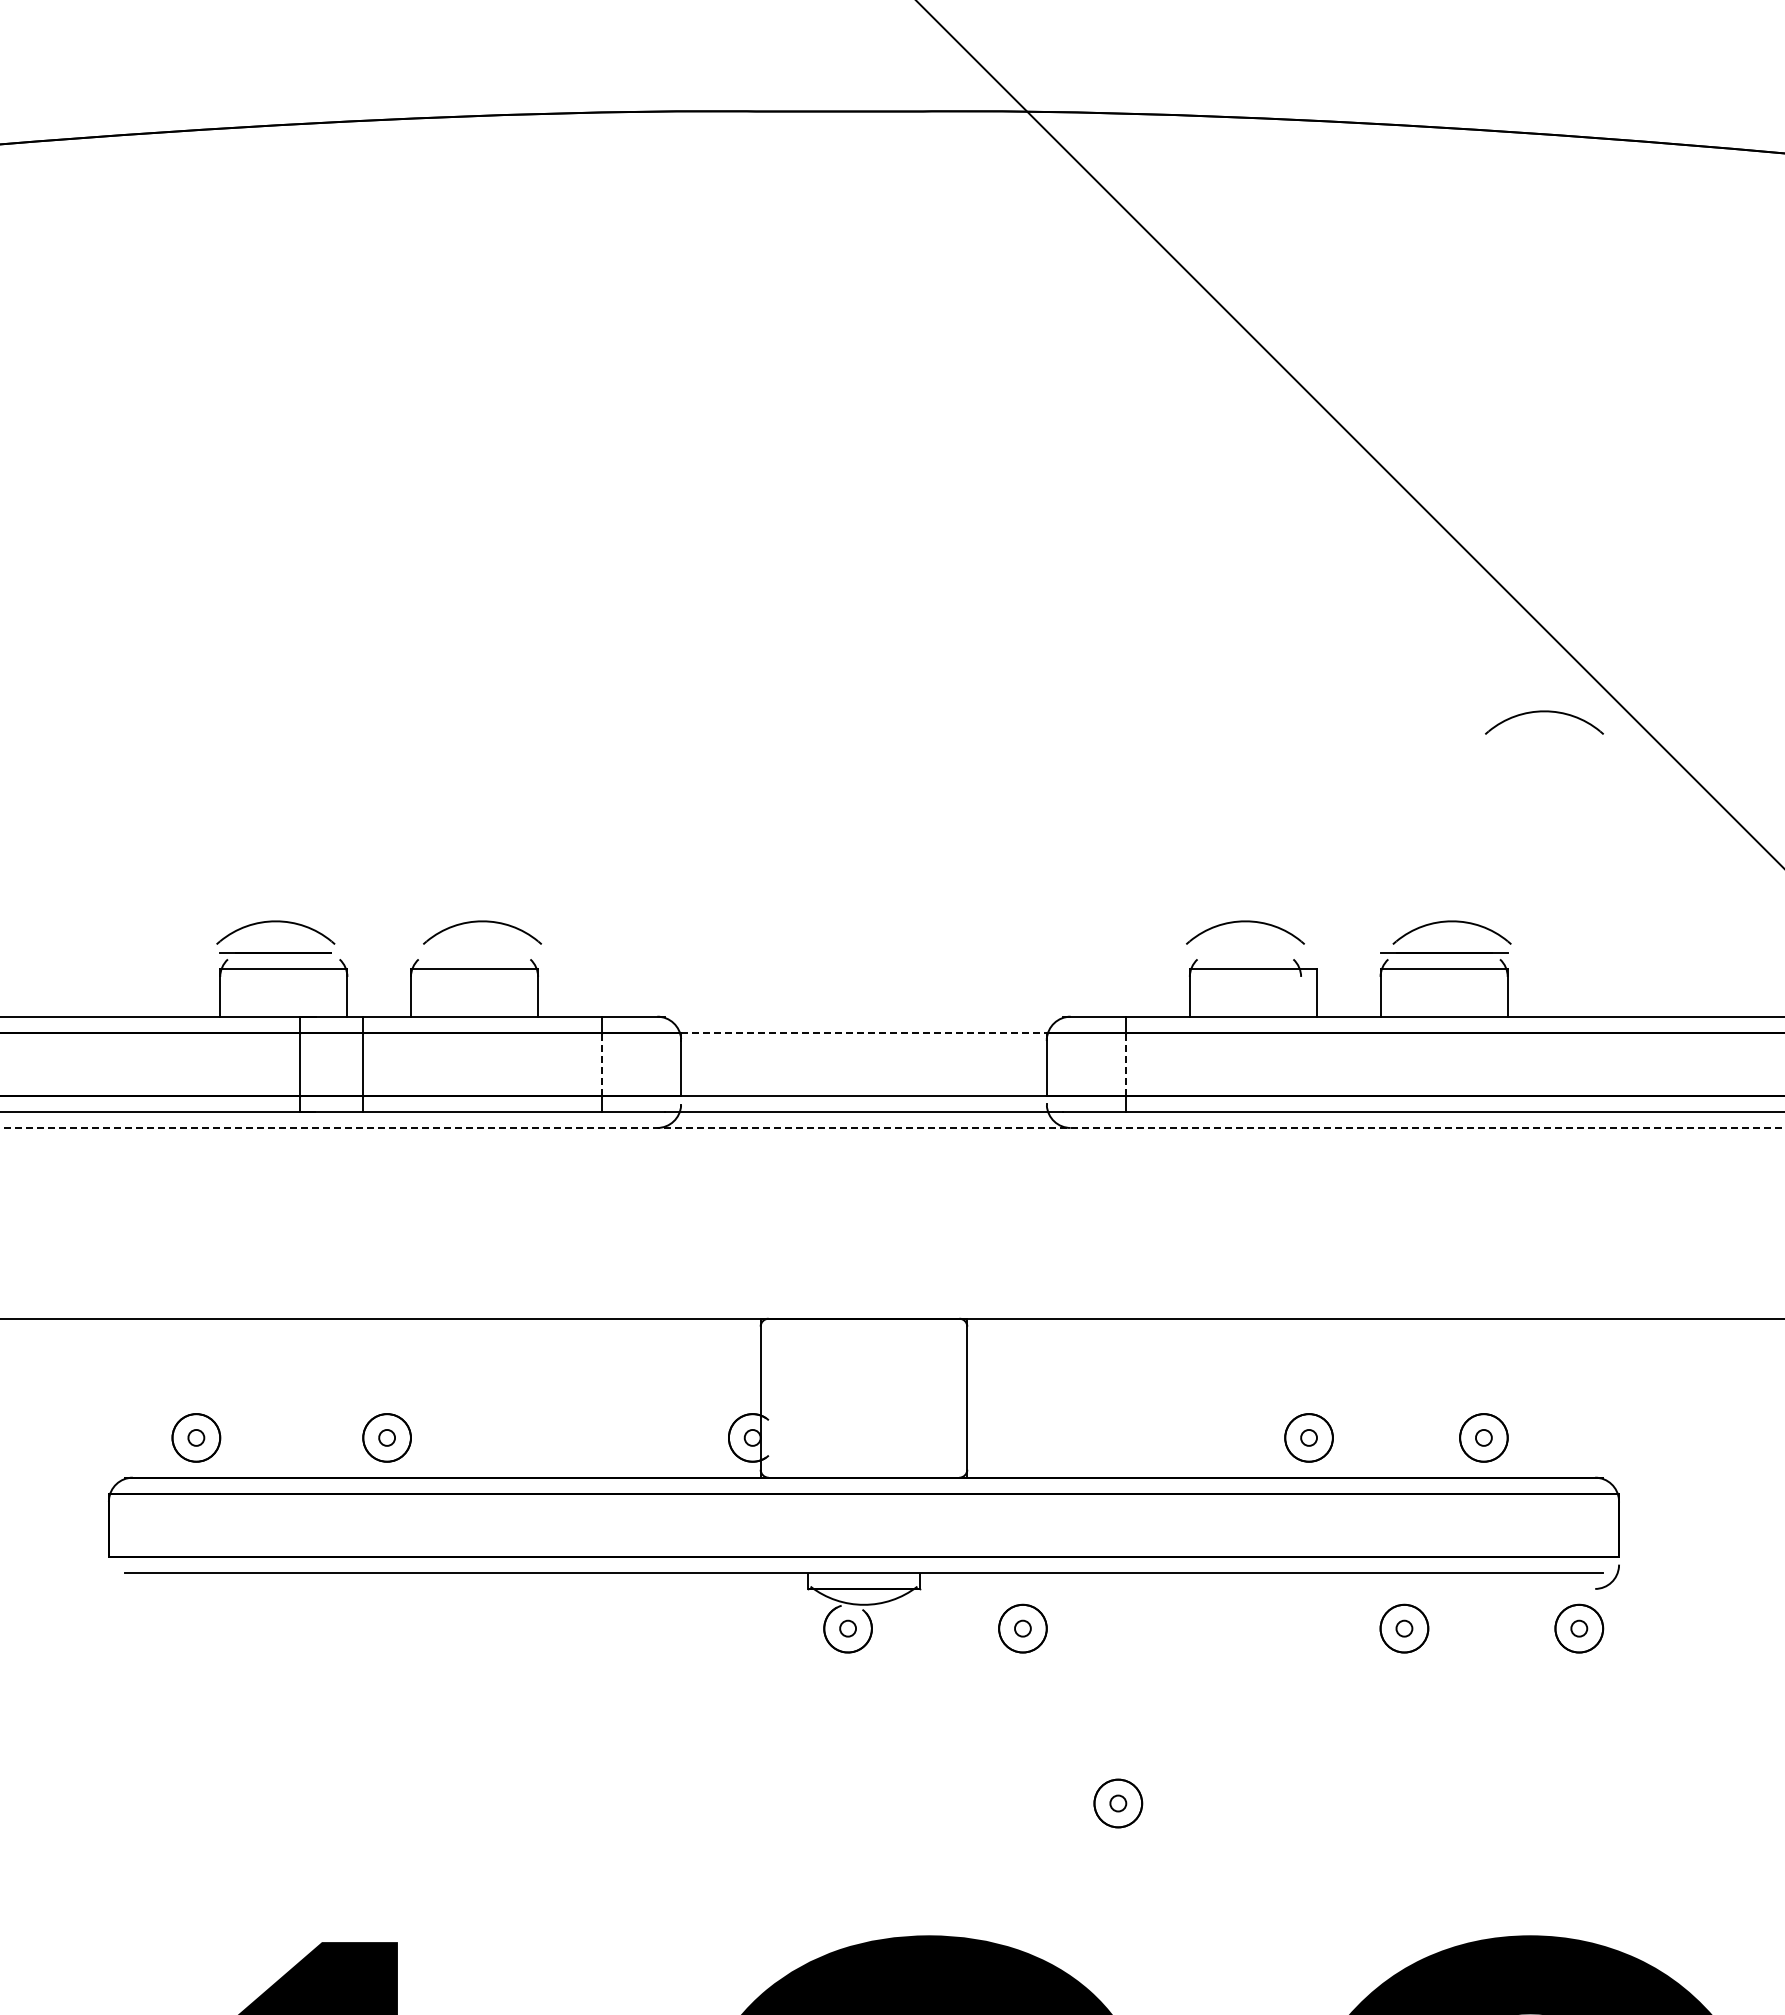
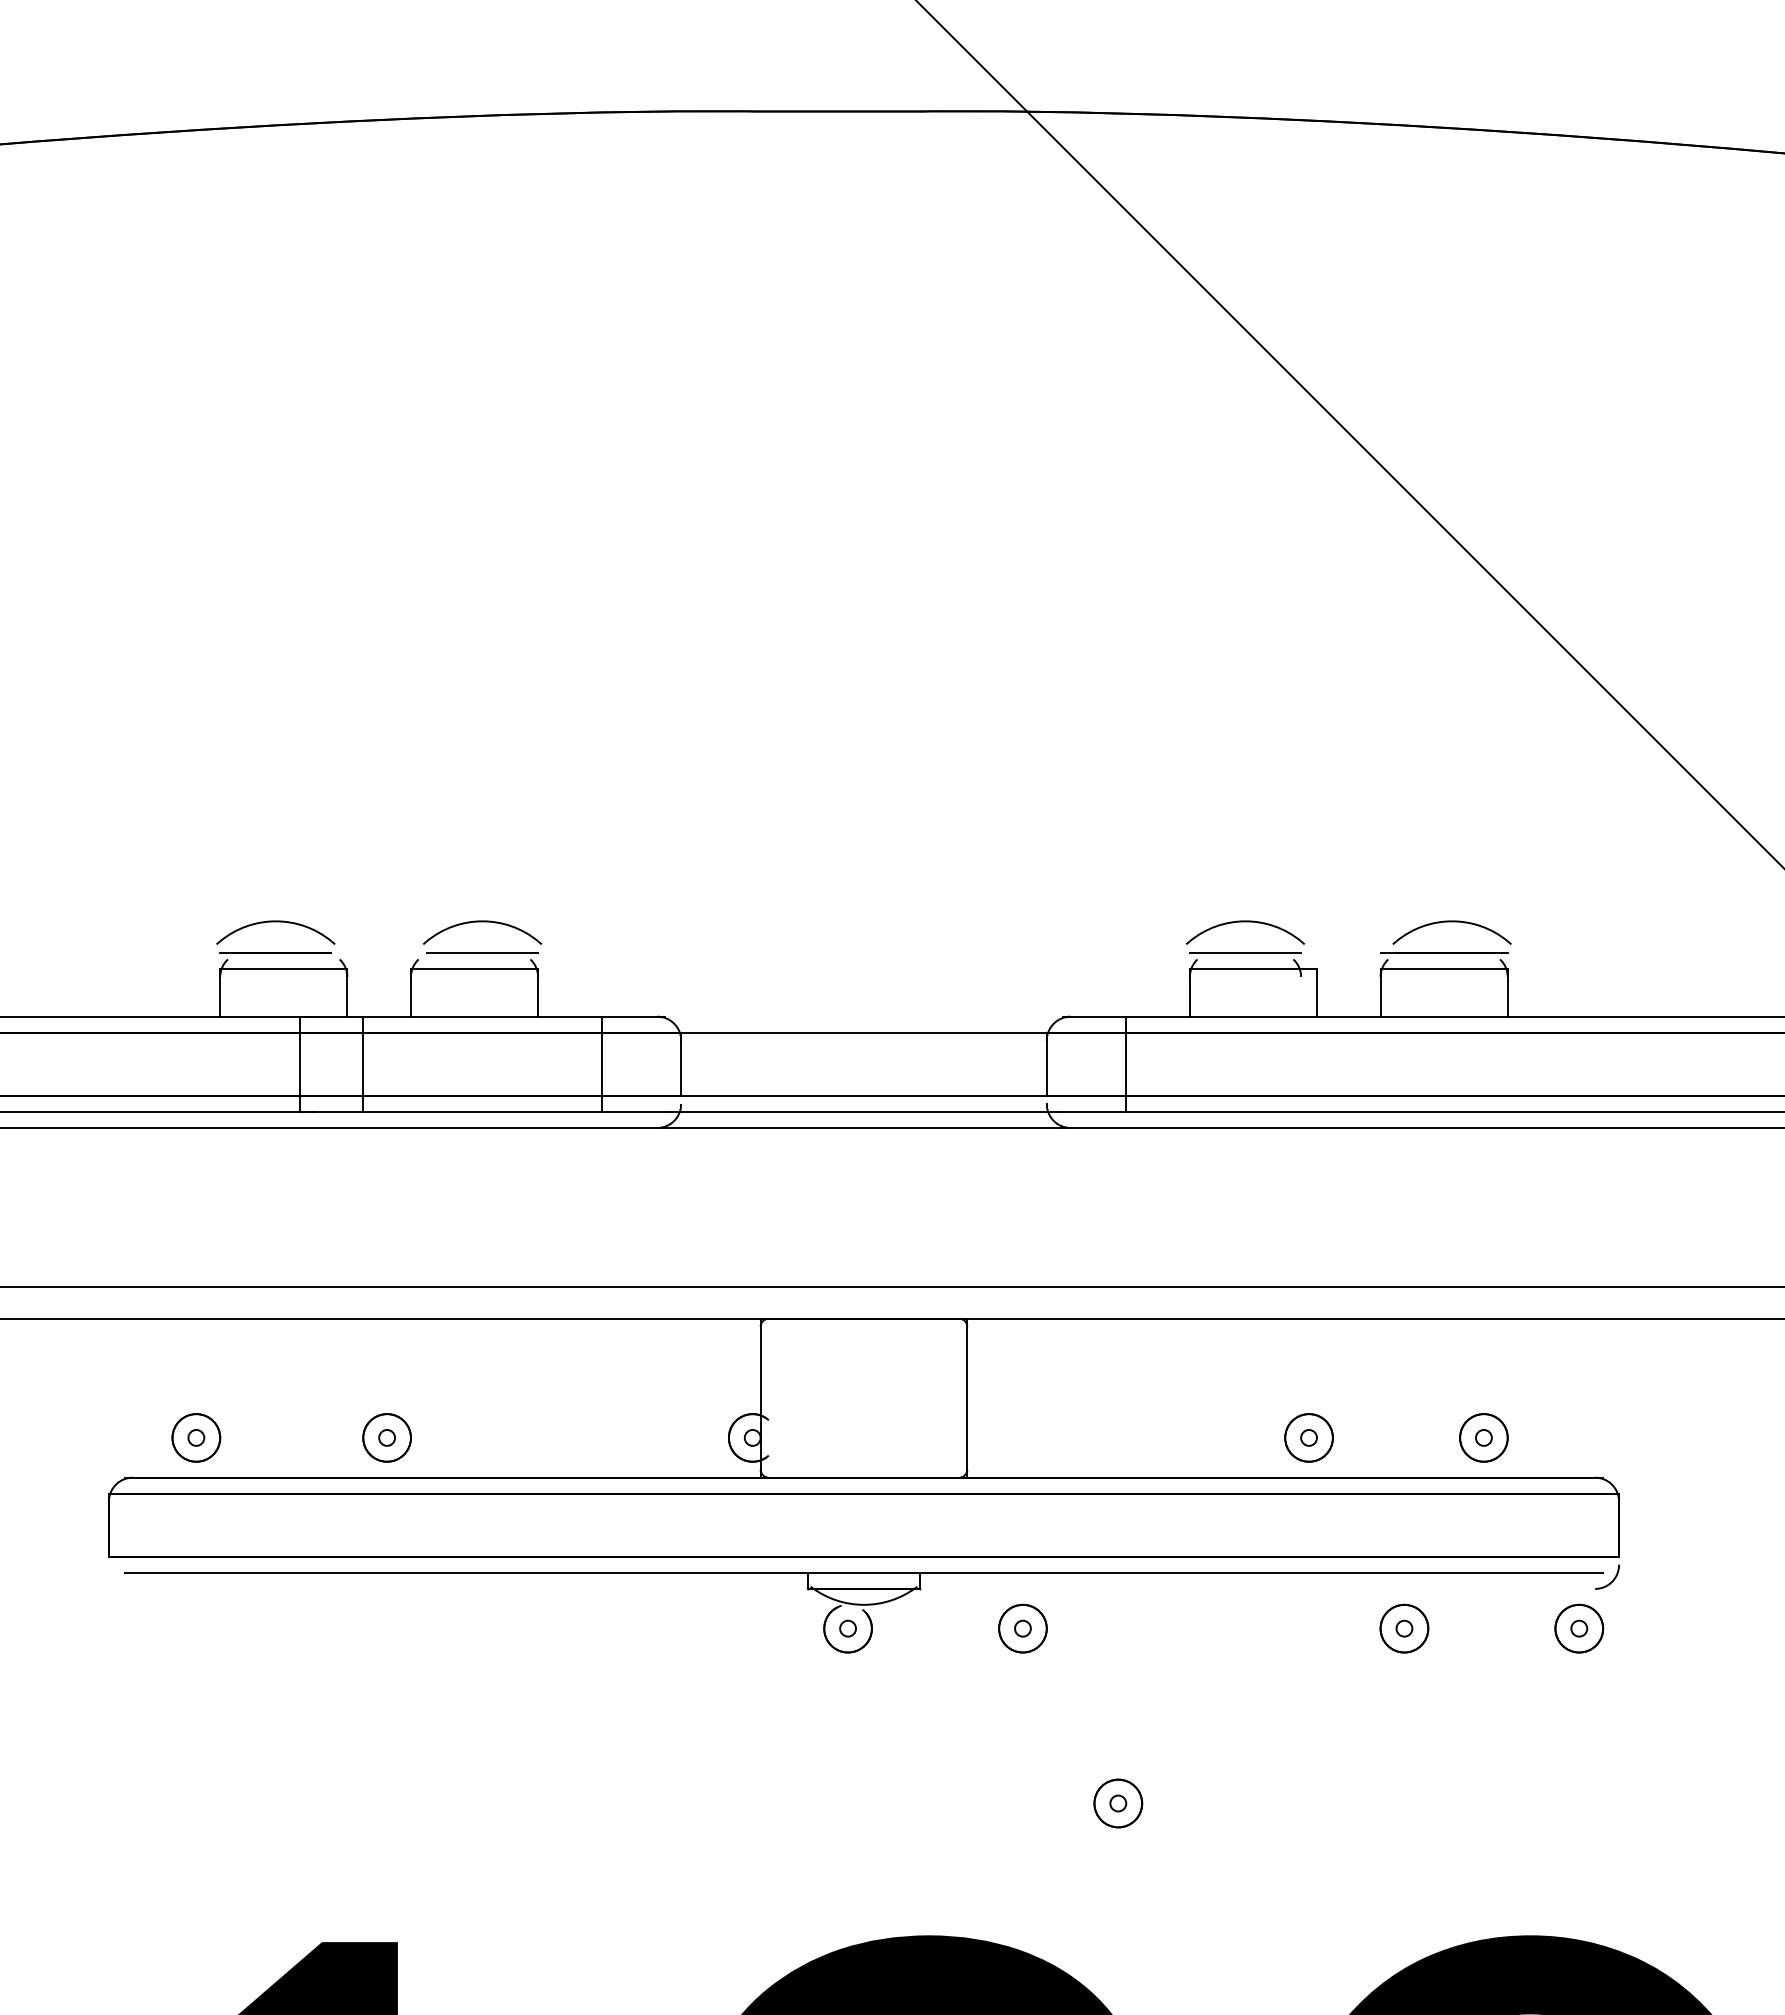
part: present -> none (1544, 712)
line: none -> present (482, 953)
line: none -> present (1245, 953)
line: dashed -> solid (863, 1032)
line: dashed -> solid (601, 1064)
line: dashed -> solid (1126, 1064)
line: dashed -> solid (892, 1127)
line: none -> present (891, 1286)
